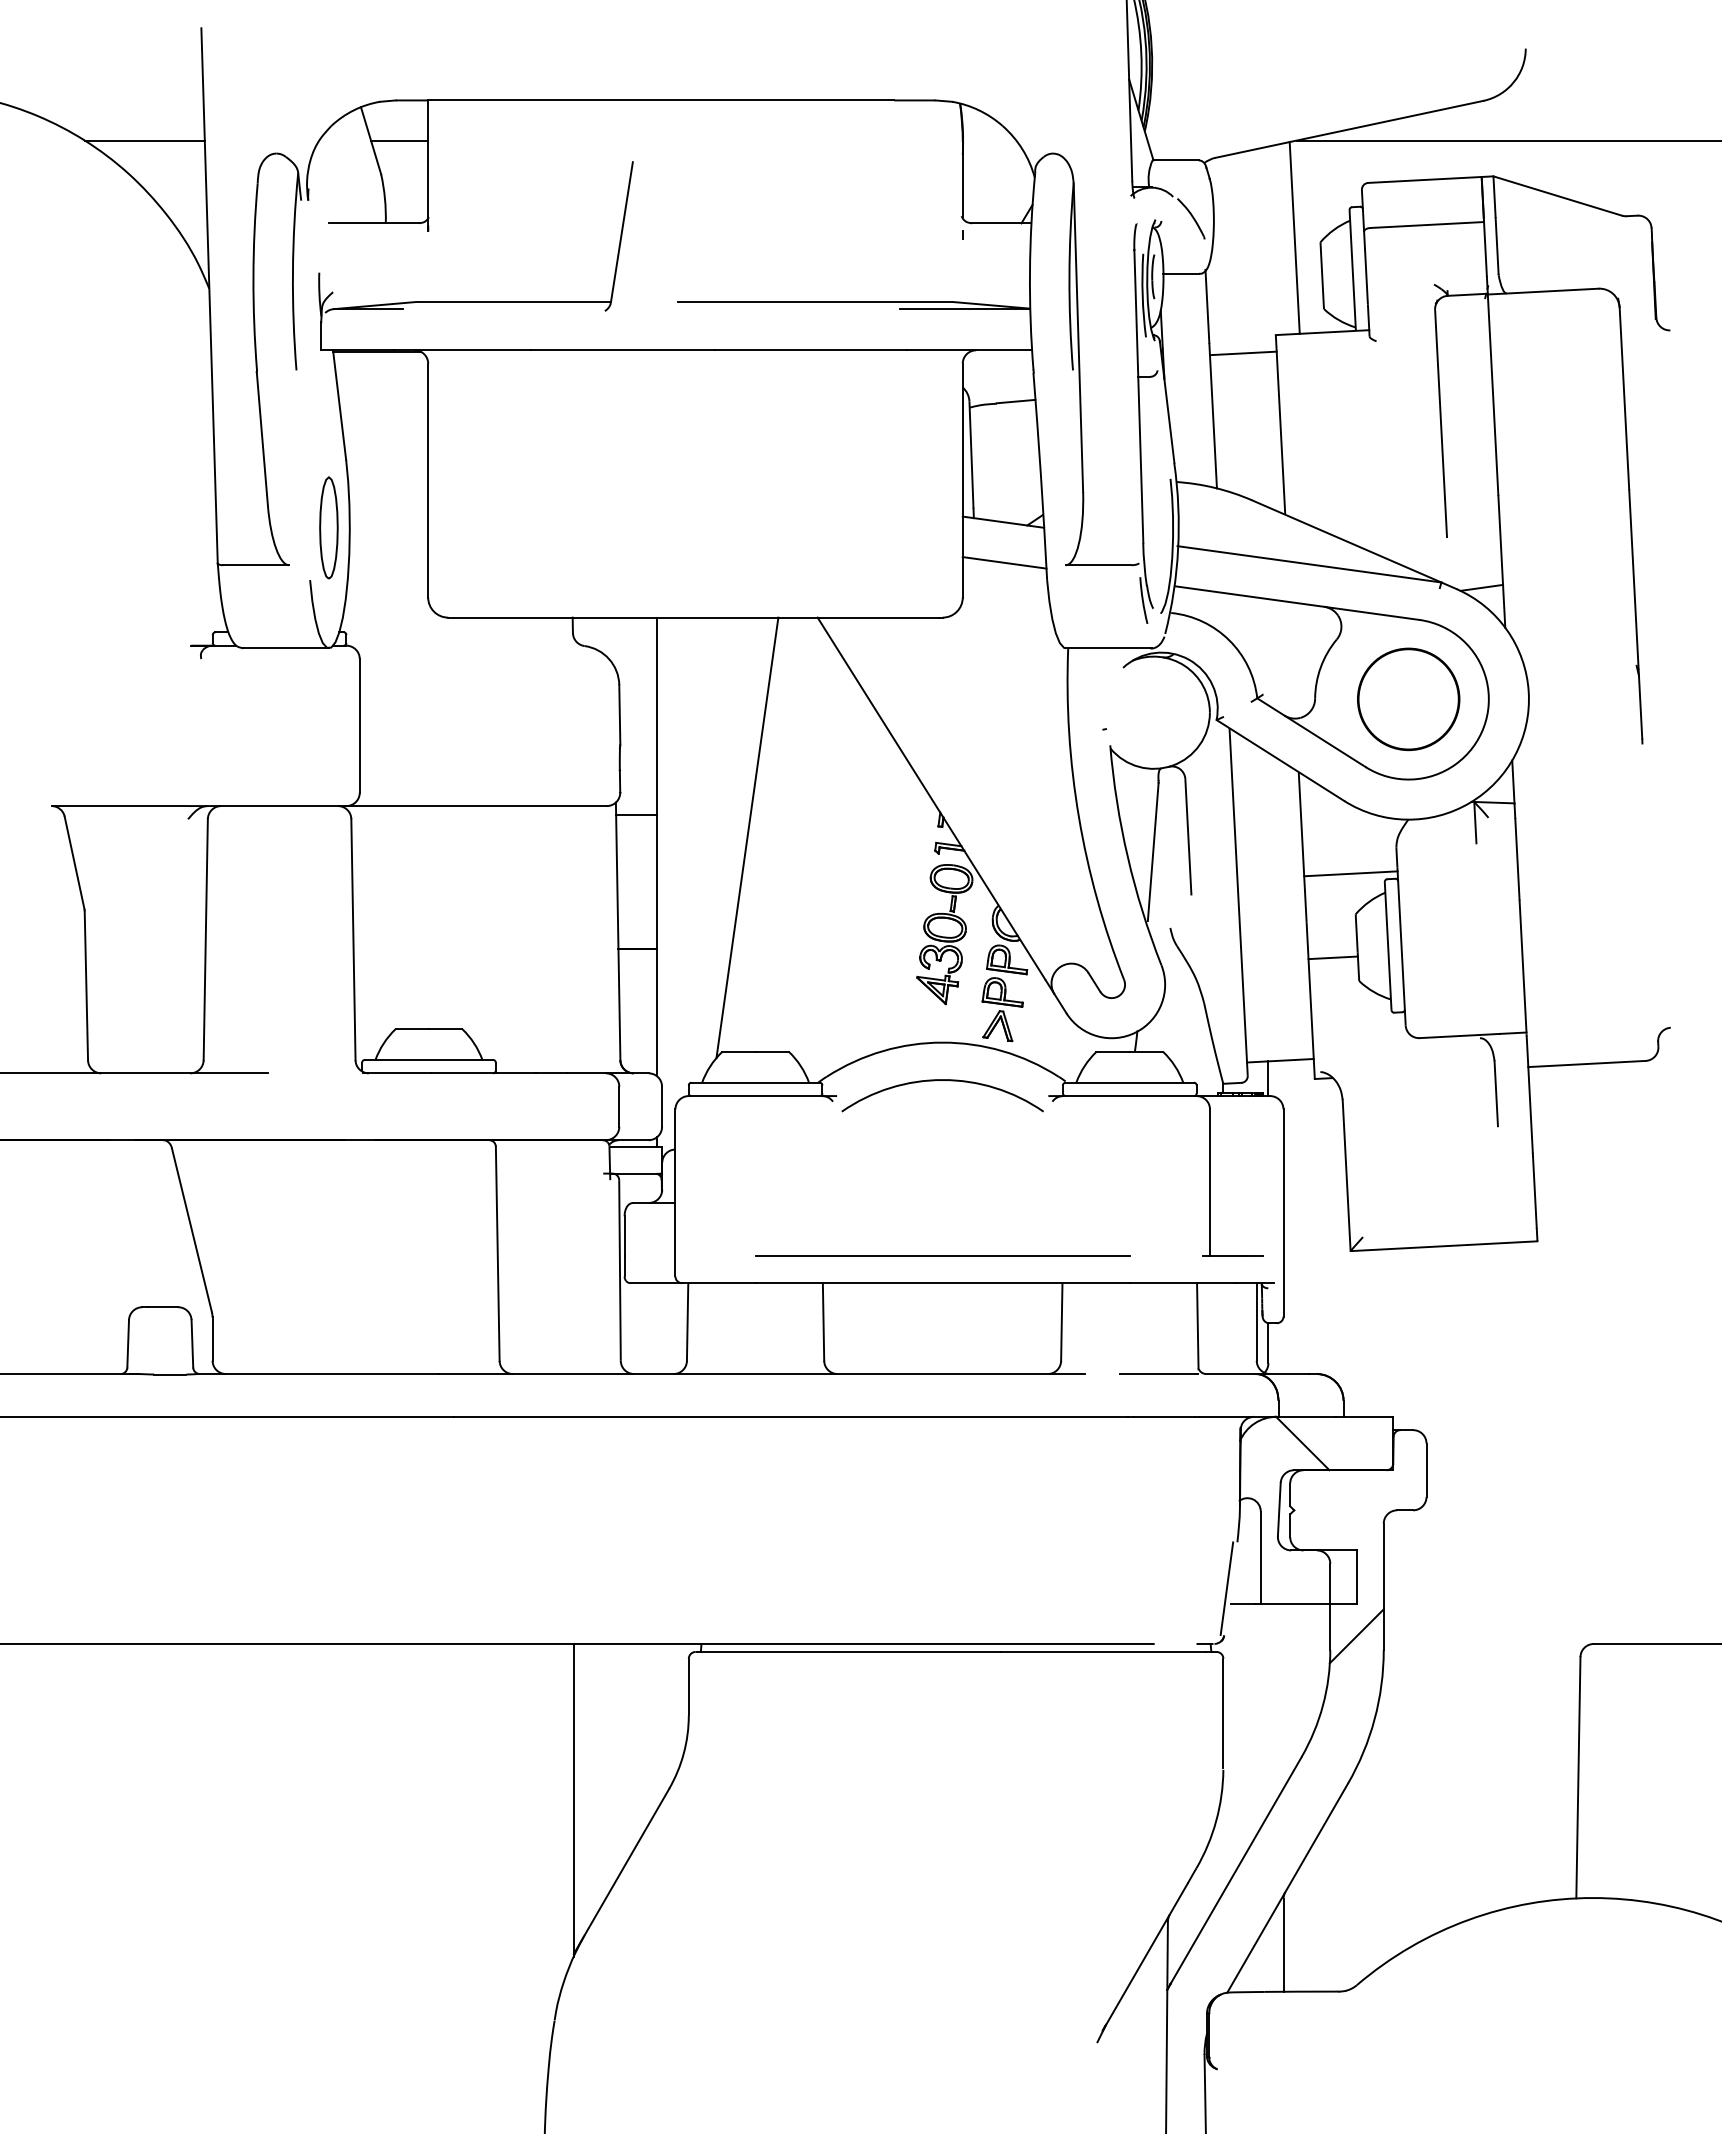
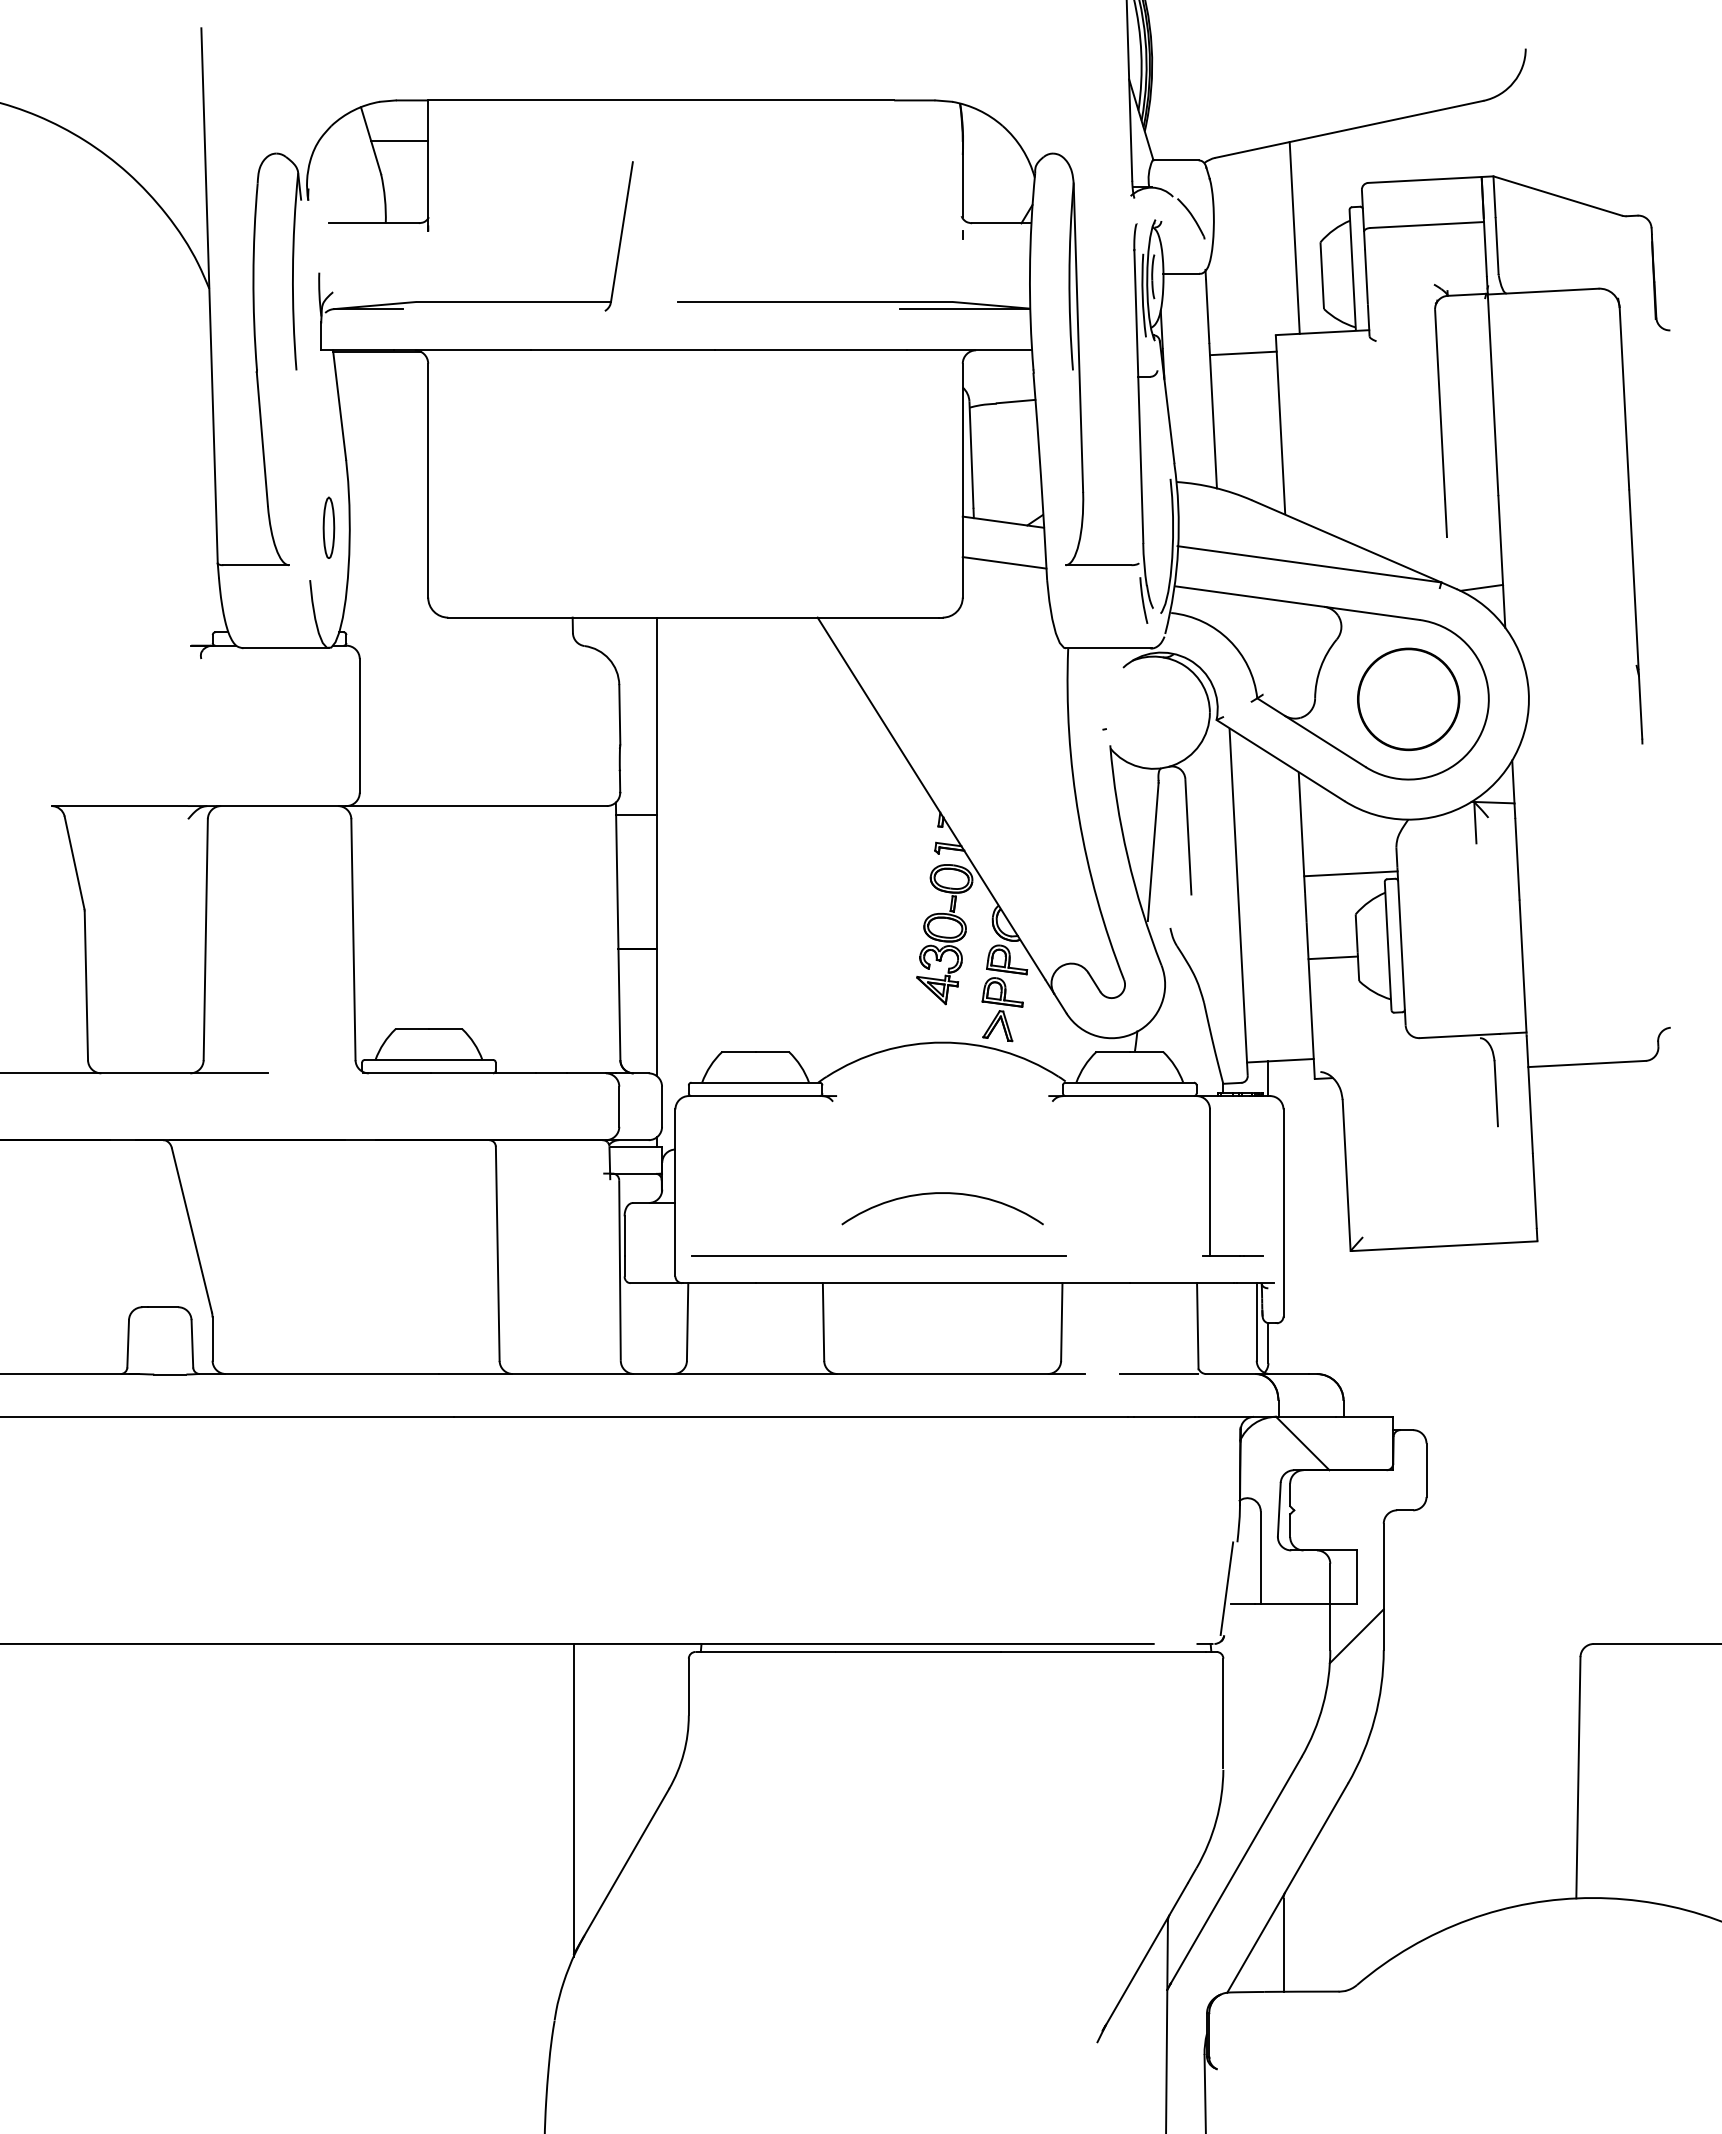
line: present -> none (144, 140)
line: present -> none (1507, 140)
part size: 20x104 px -> 14x63 px (328, 527)
line: present -> none (747, 837)
arc position: (942, 1080) -> (942, 1193) (942, 1193)
line position: (942, 1255) -> (878, 1255) (878, 1255)
